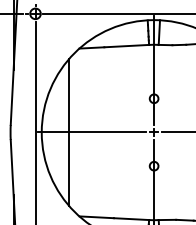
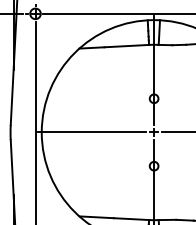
line: present -> none (69, 132)
